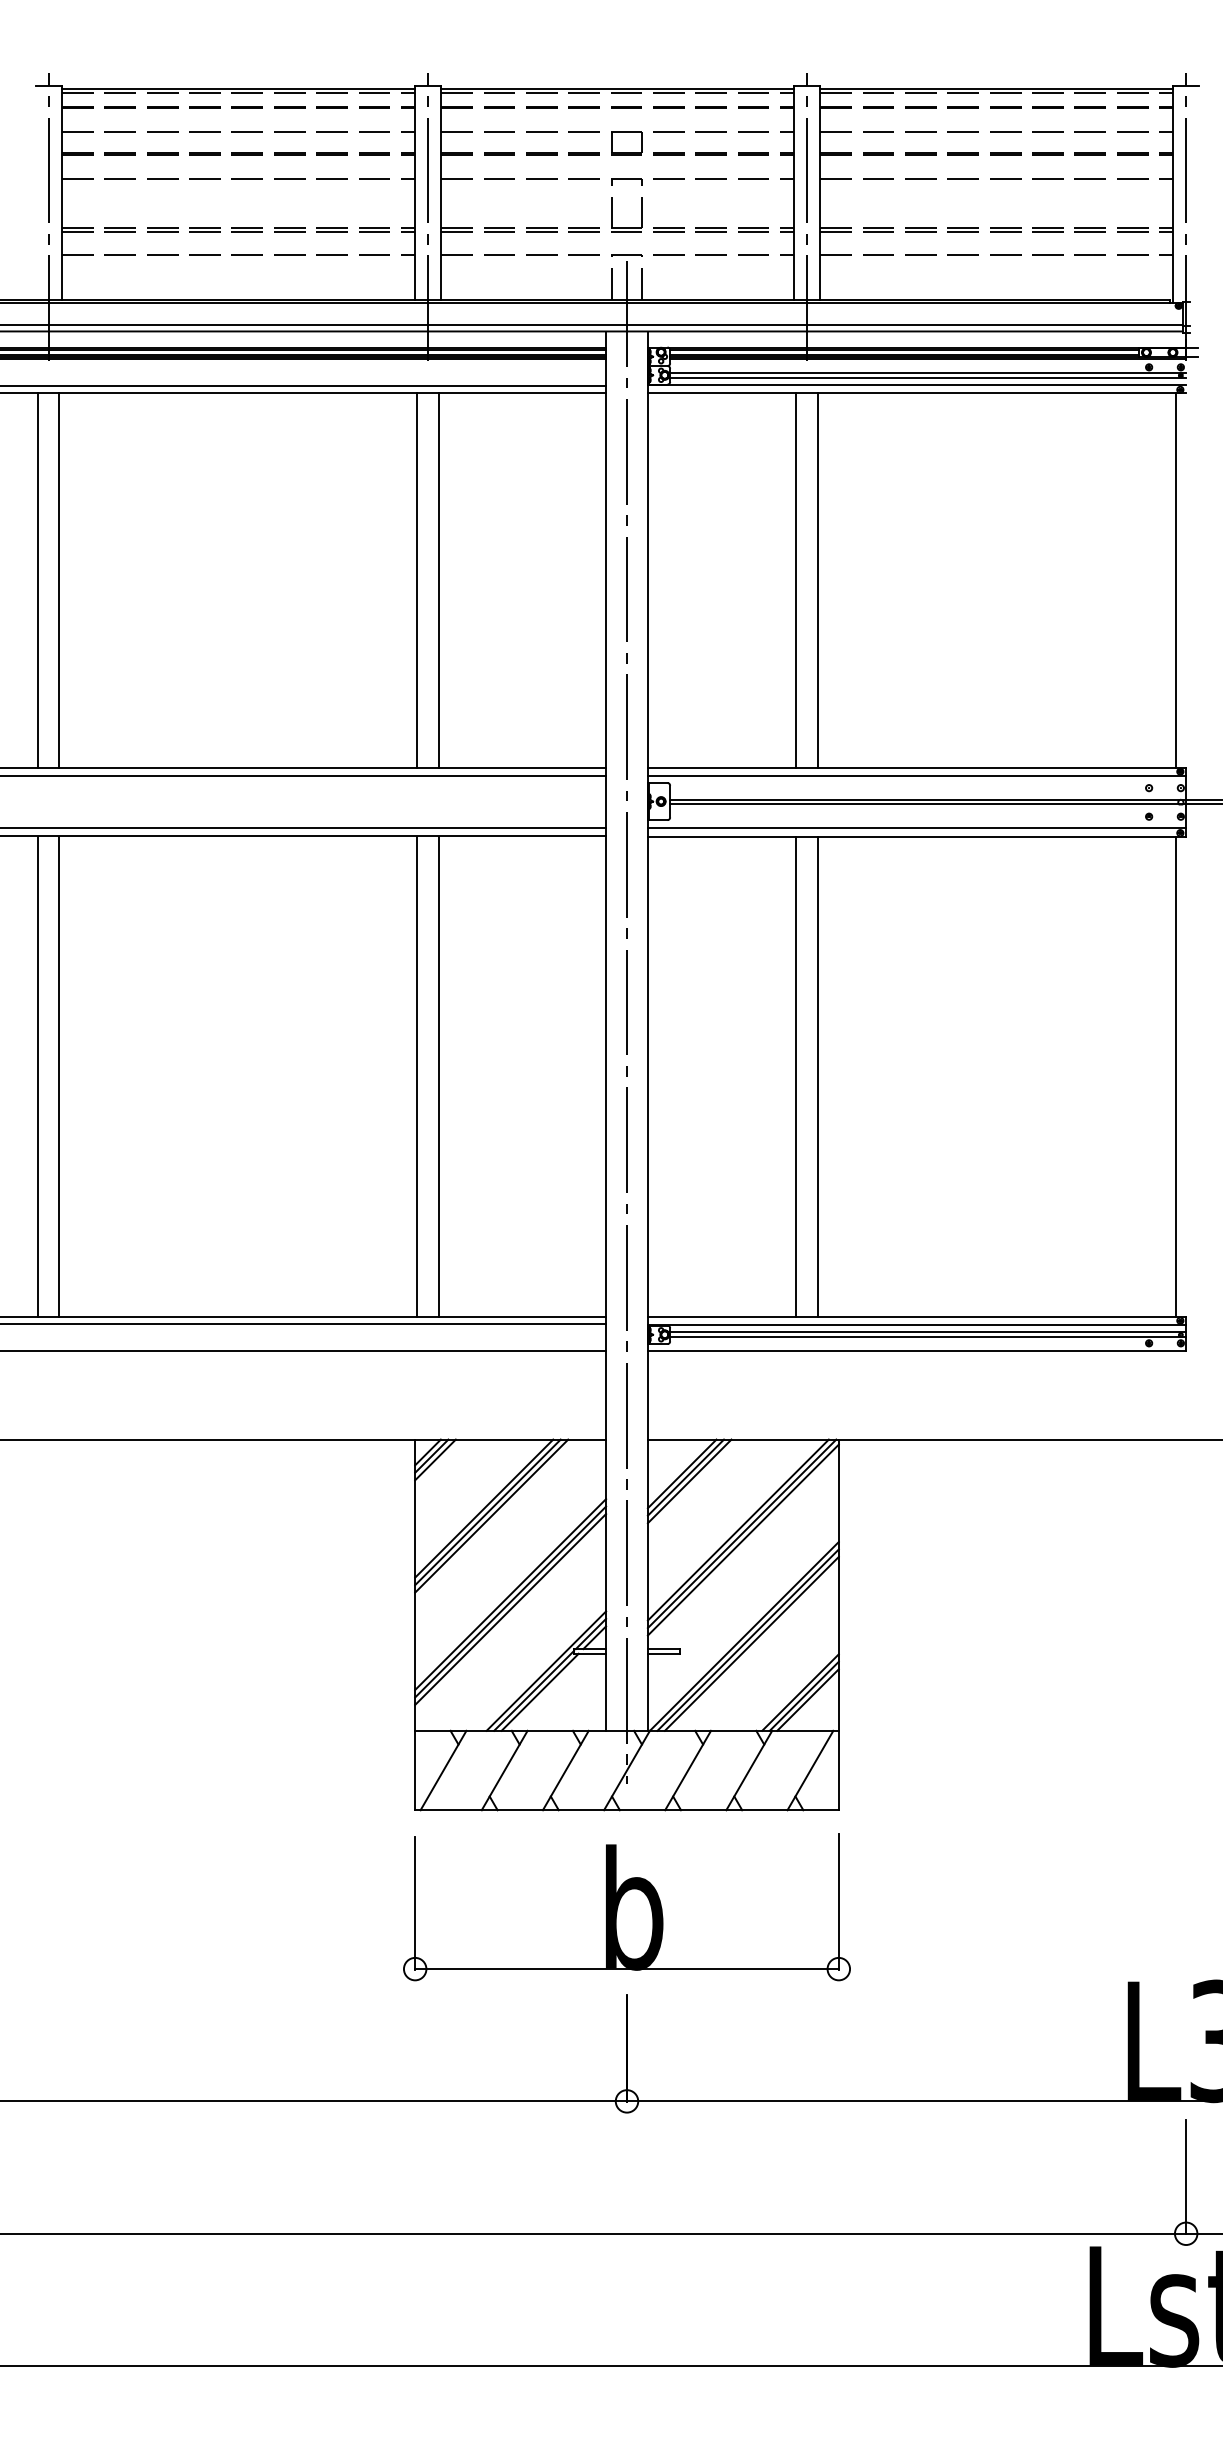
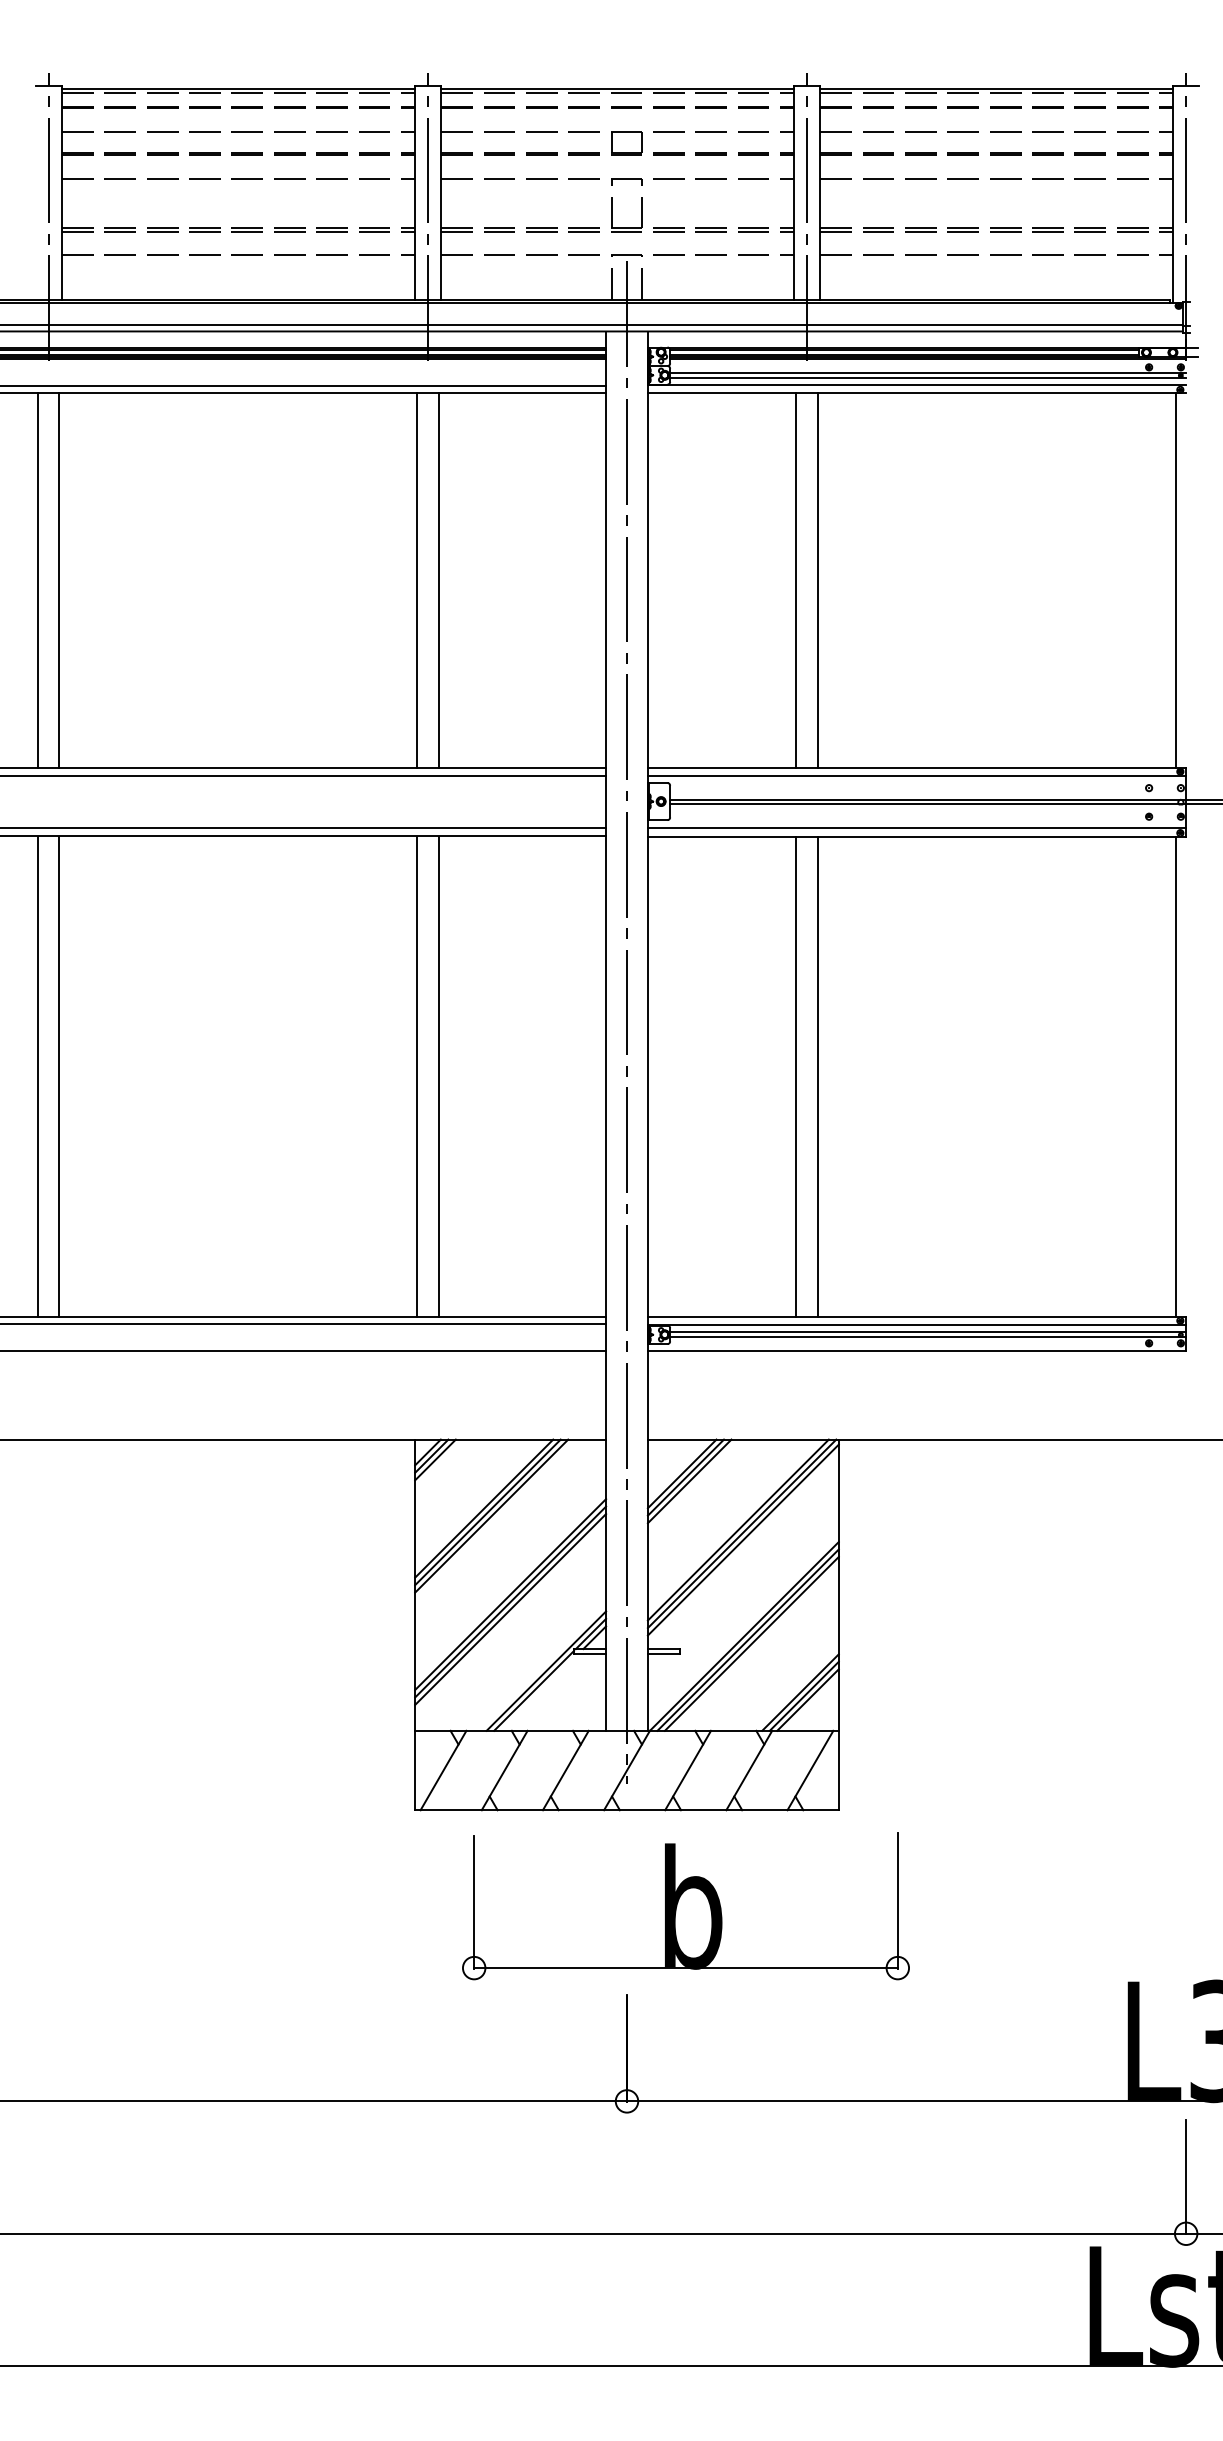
line: present -> none (539, 1691)
part position: (626, 1907) -> (685, 1906) (685, 1906)
